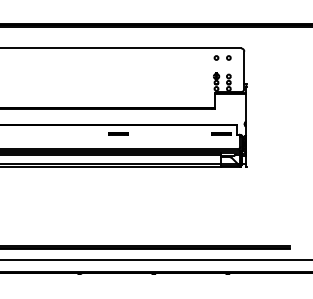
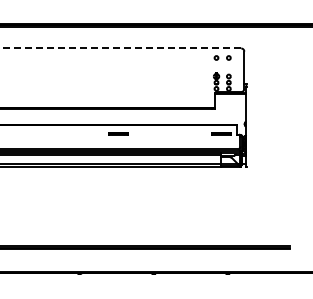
line: solid -> dashed (120, 48)
line: present -> none (155, 260)
